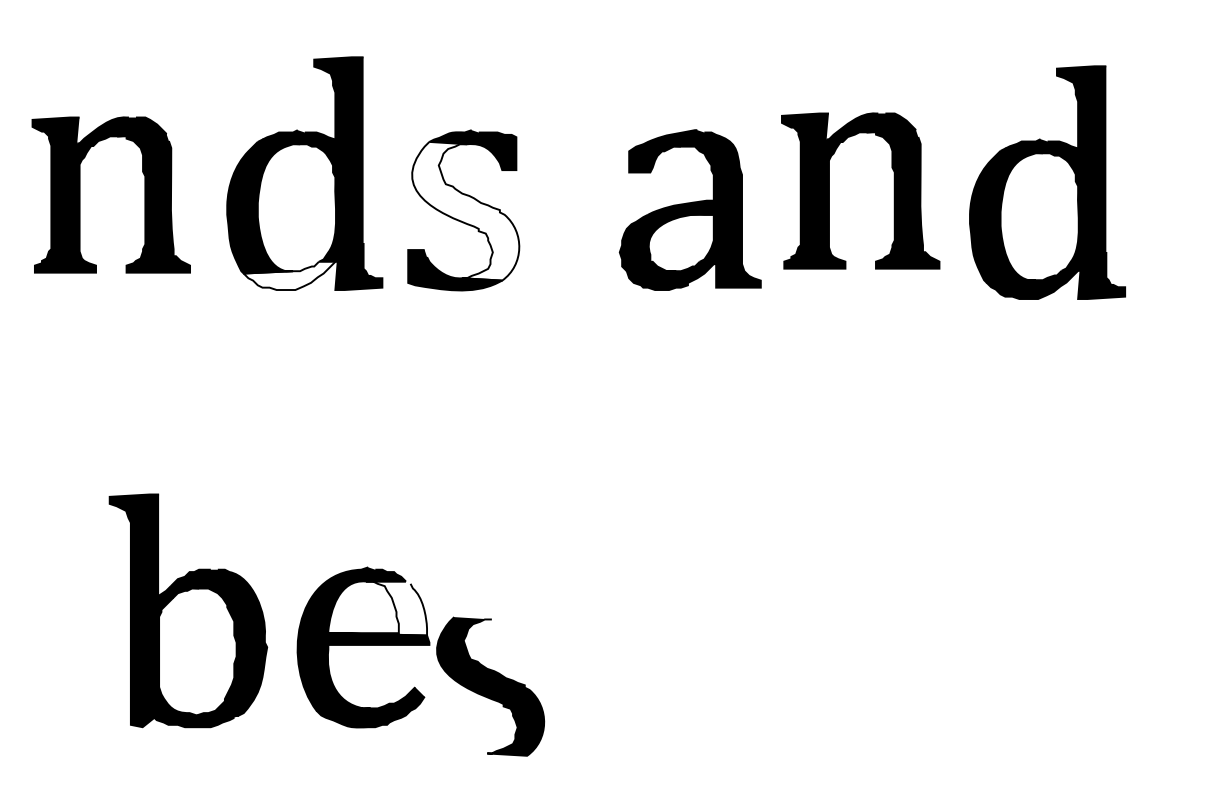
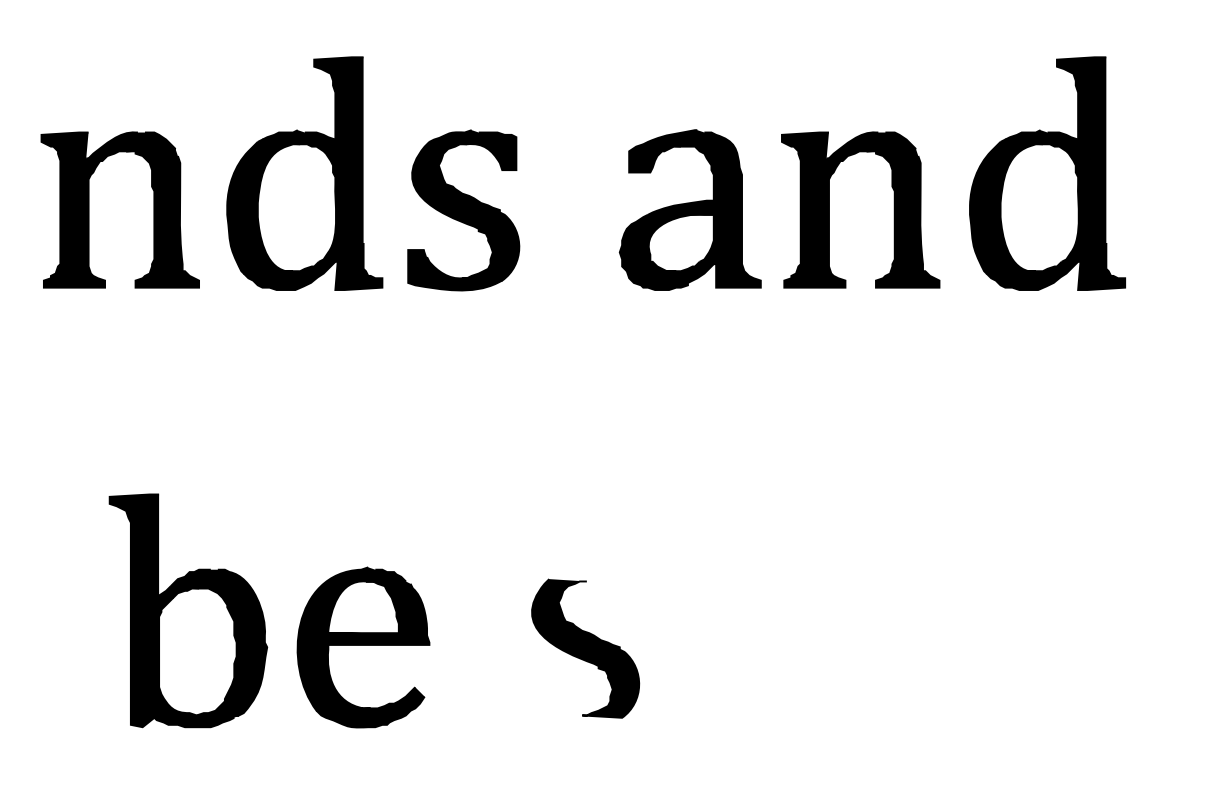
part position: (1047, 182) -> (1047, 173) (1047, 173)
part position: (829, 190) -> (829, 209) (829, 209)
part position: (80, 194) -> (89, 209) (89, 209)
fill: none -> present (465, 210)
fill: none -> present (289, 275)
fill: none -> present (377, 608)
part position: (490, 686) -> (585, 648) (585, 648)
